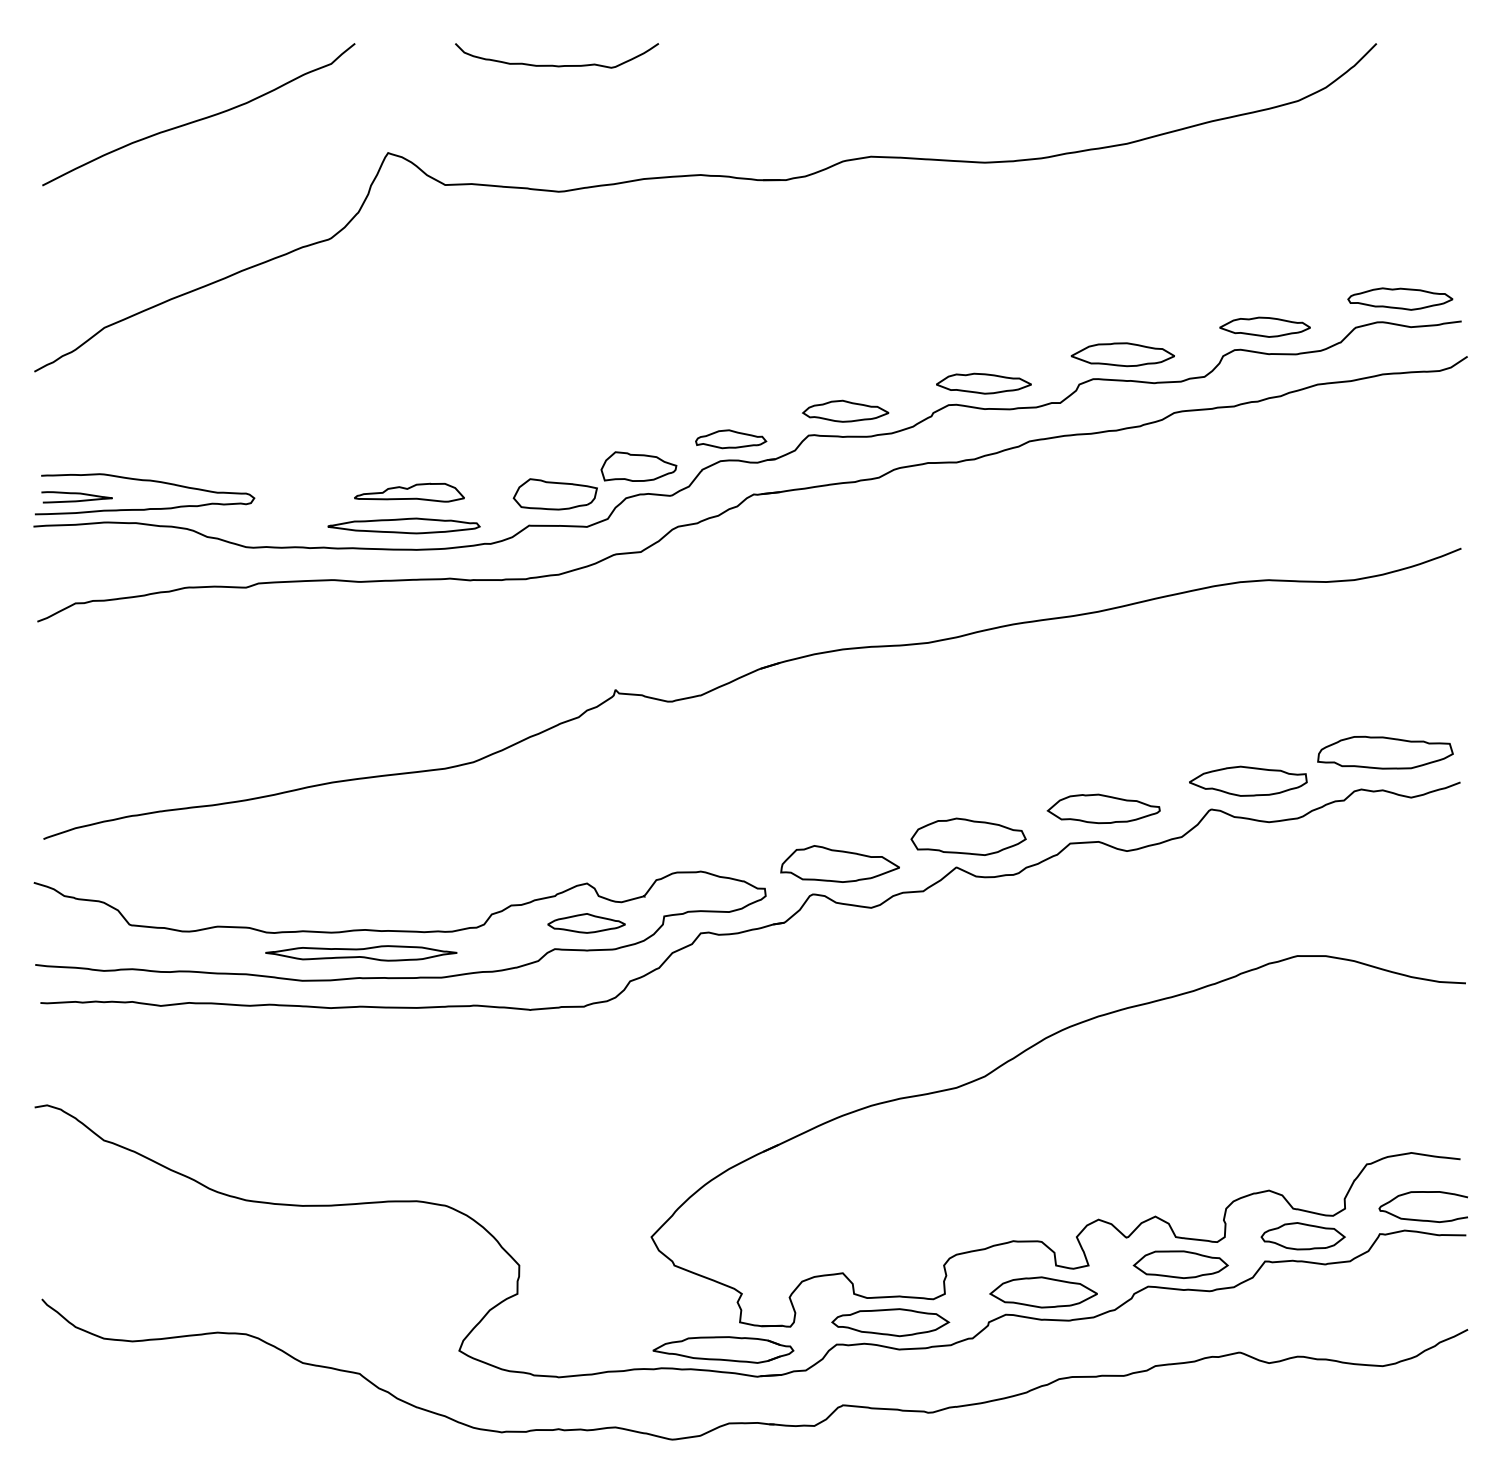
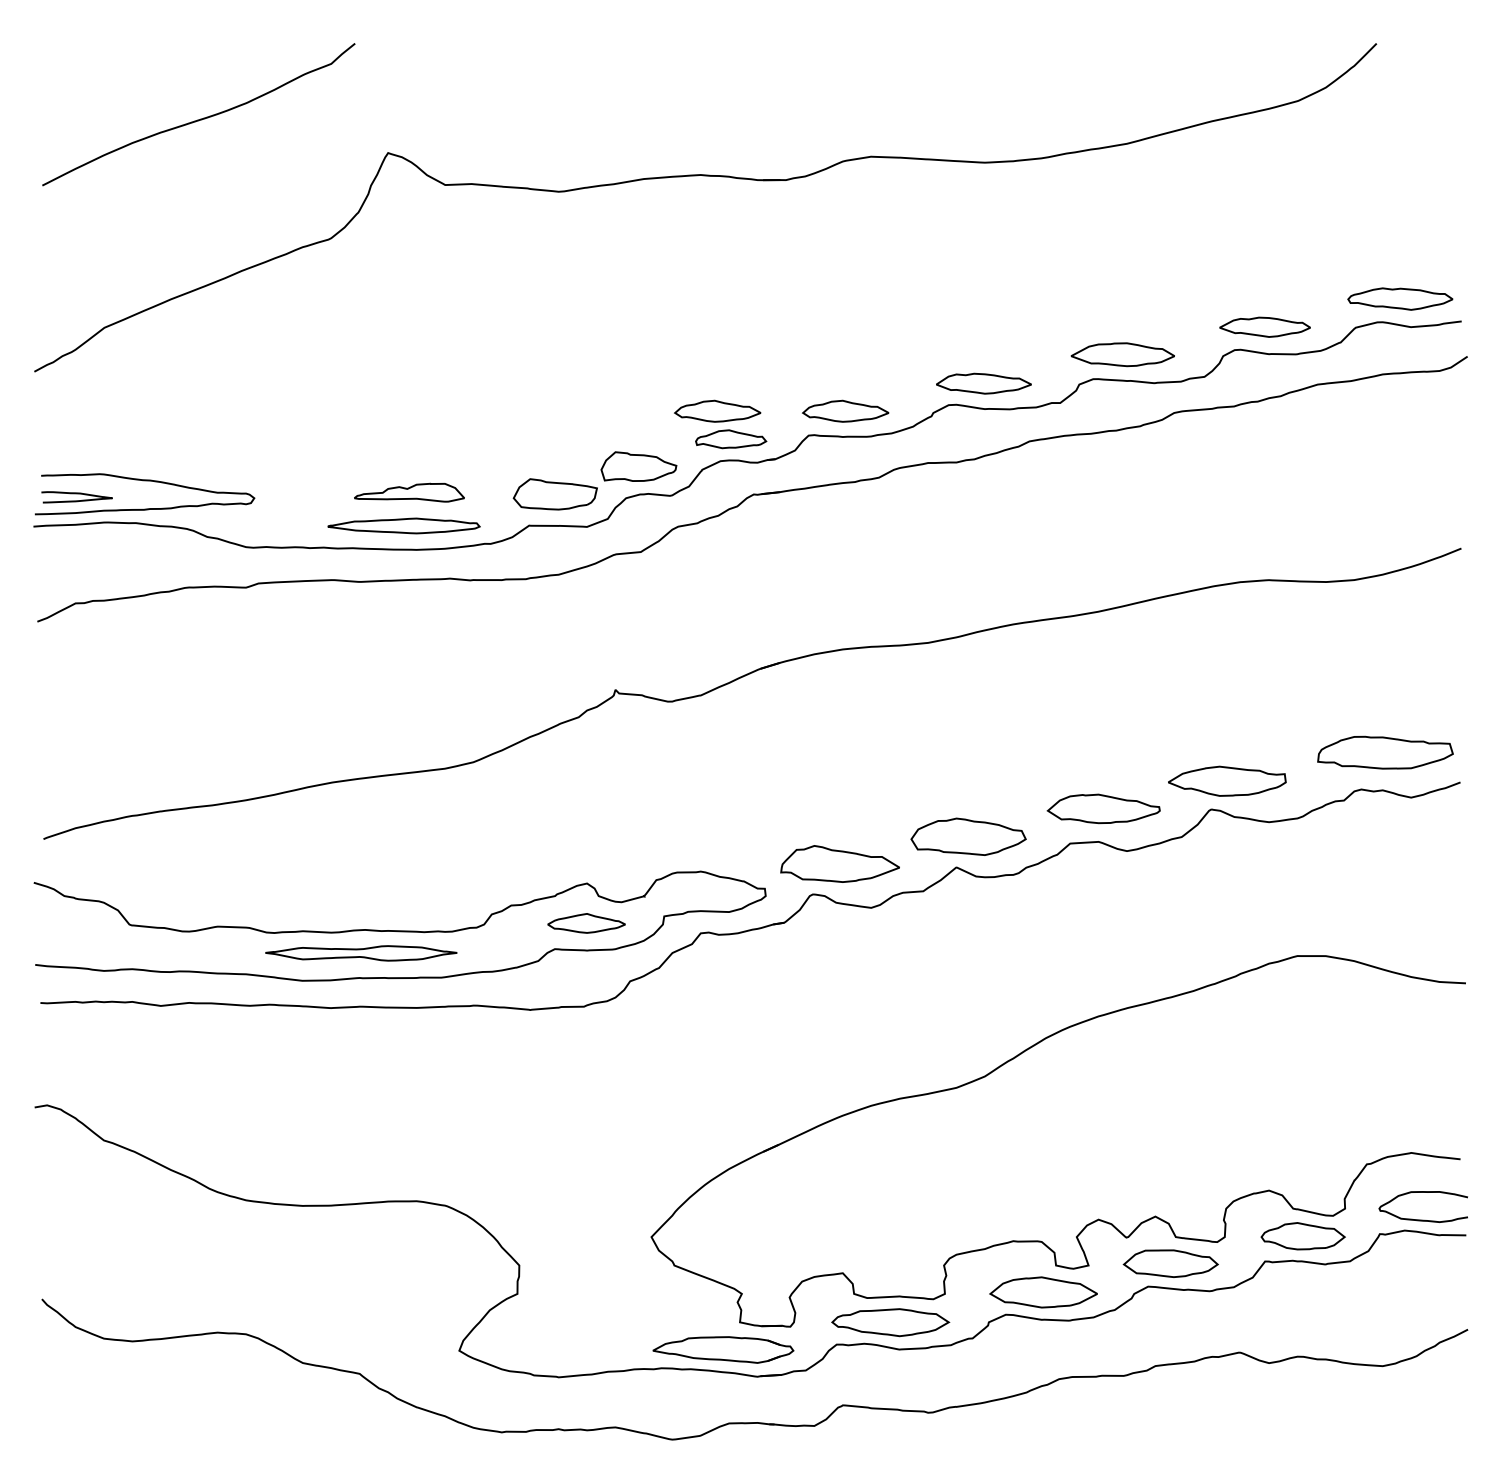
curve: present -> none (557, 65)
part: none -> present (717, 410)
part position: (1248, 780) -> (1227, 780) (1227, 780)
part position: (1180, 1264) -> (1170, 1263) (1170, 1263)
